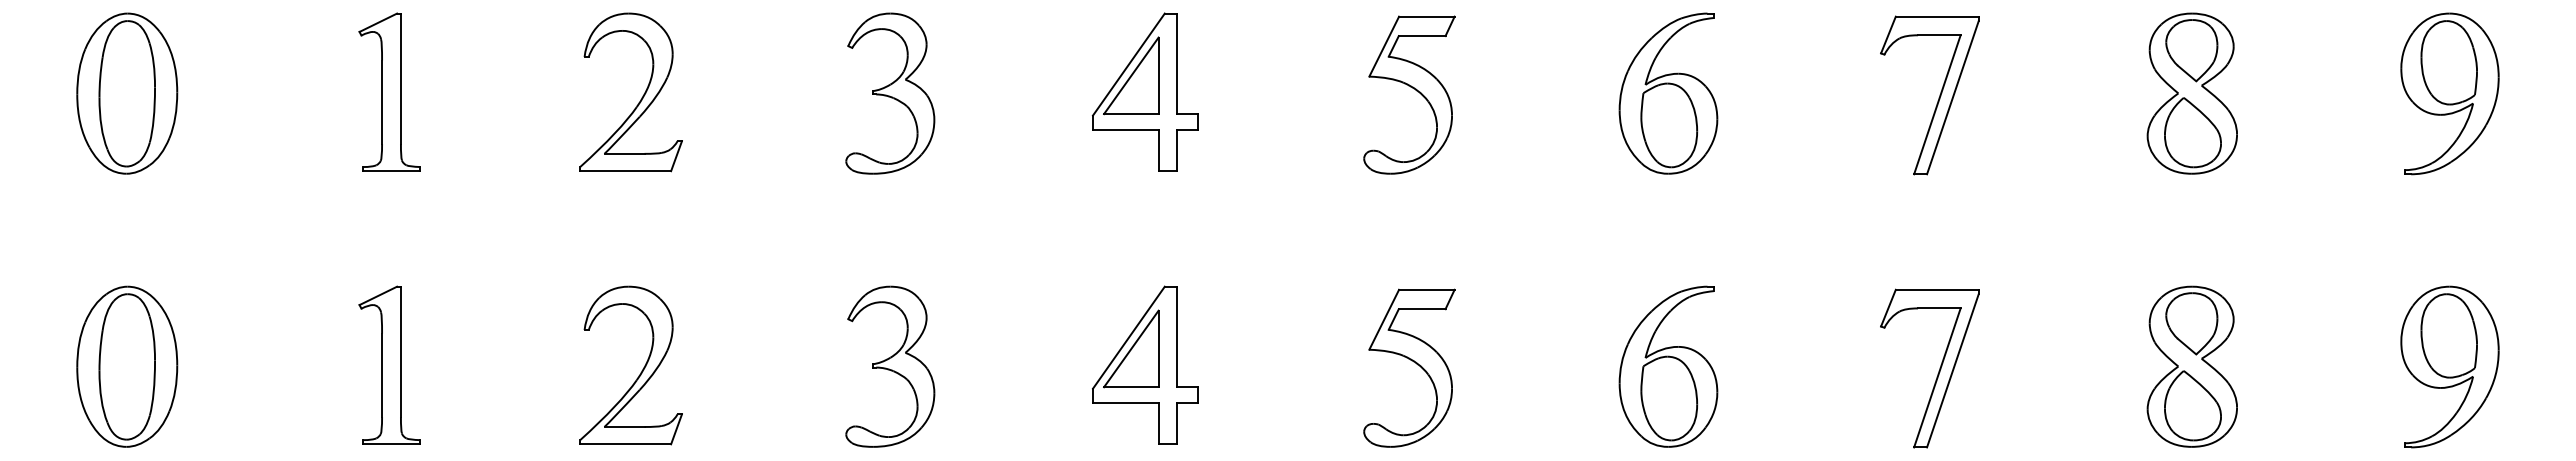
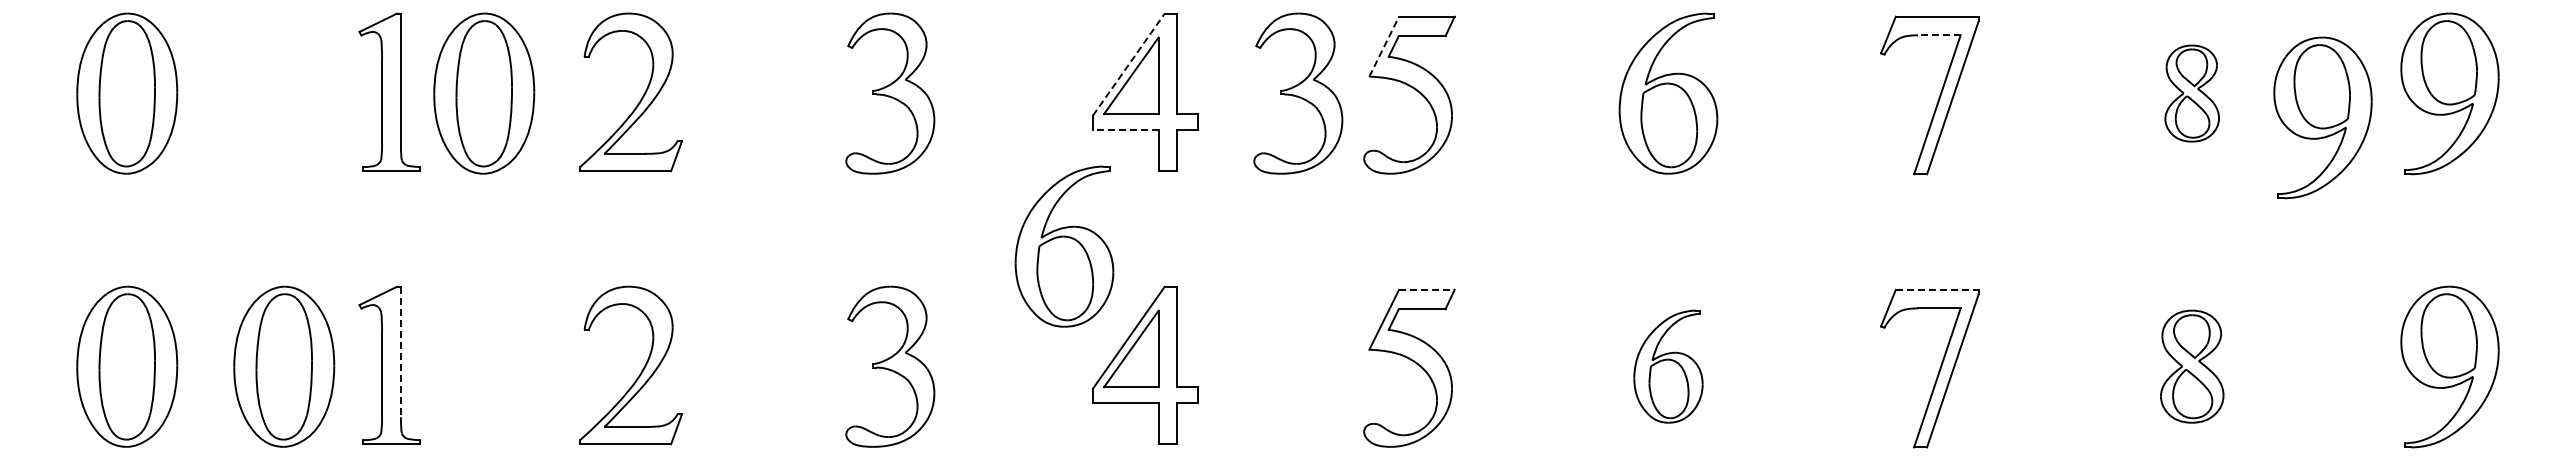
line: solid -> dashed (1938, 35)
line: solid -> dashed (1384, 46)
line: solid -> dashed (1129, 64)
part: none -> present (484, 93)
part: none -> present (1298, 93)
part size: 92x163 px -> 56x99 px (2191, 93)
part: none -> present (2322, 117)
line: solid -> dashed (1125, 130)
part: none -> present (1064, 246)
line: solid -> dashed (1426, 289)
line: solid -> dashed (1937, 289)
line: solid -> dashed (400, 352)
part: none -> present (284, 366)
part size: 101x163 px -> 71x115 px (1668, 366)
part size: 92x163 px -> 65x115 px (2192, 366)
